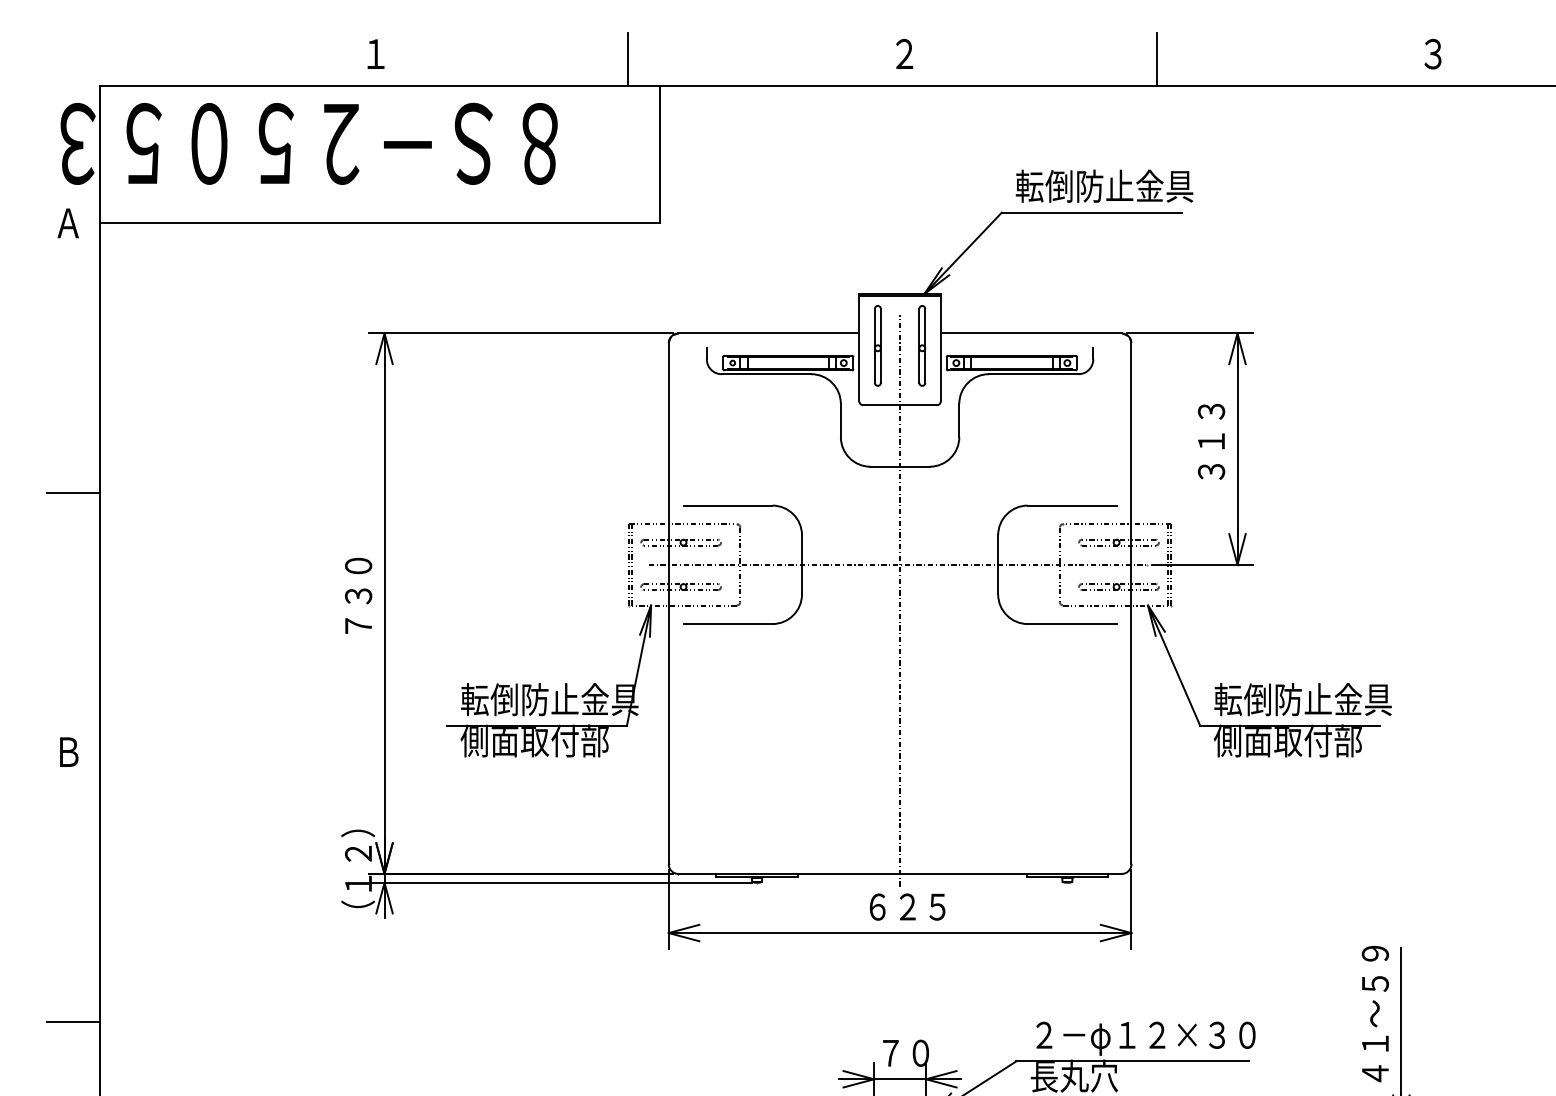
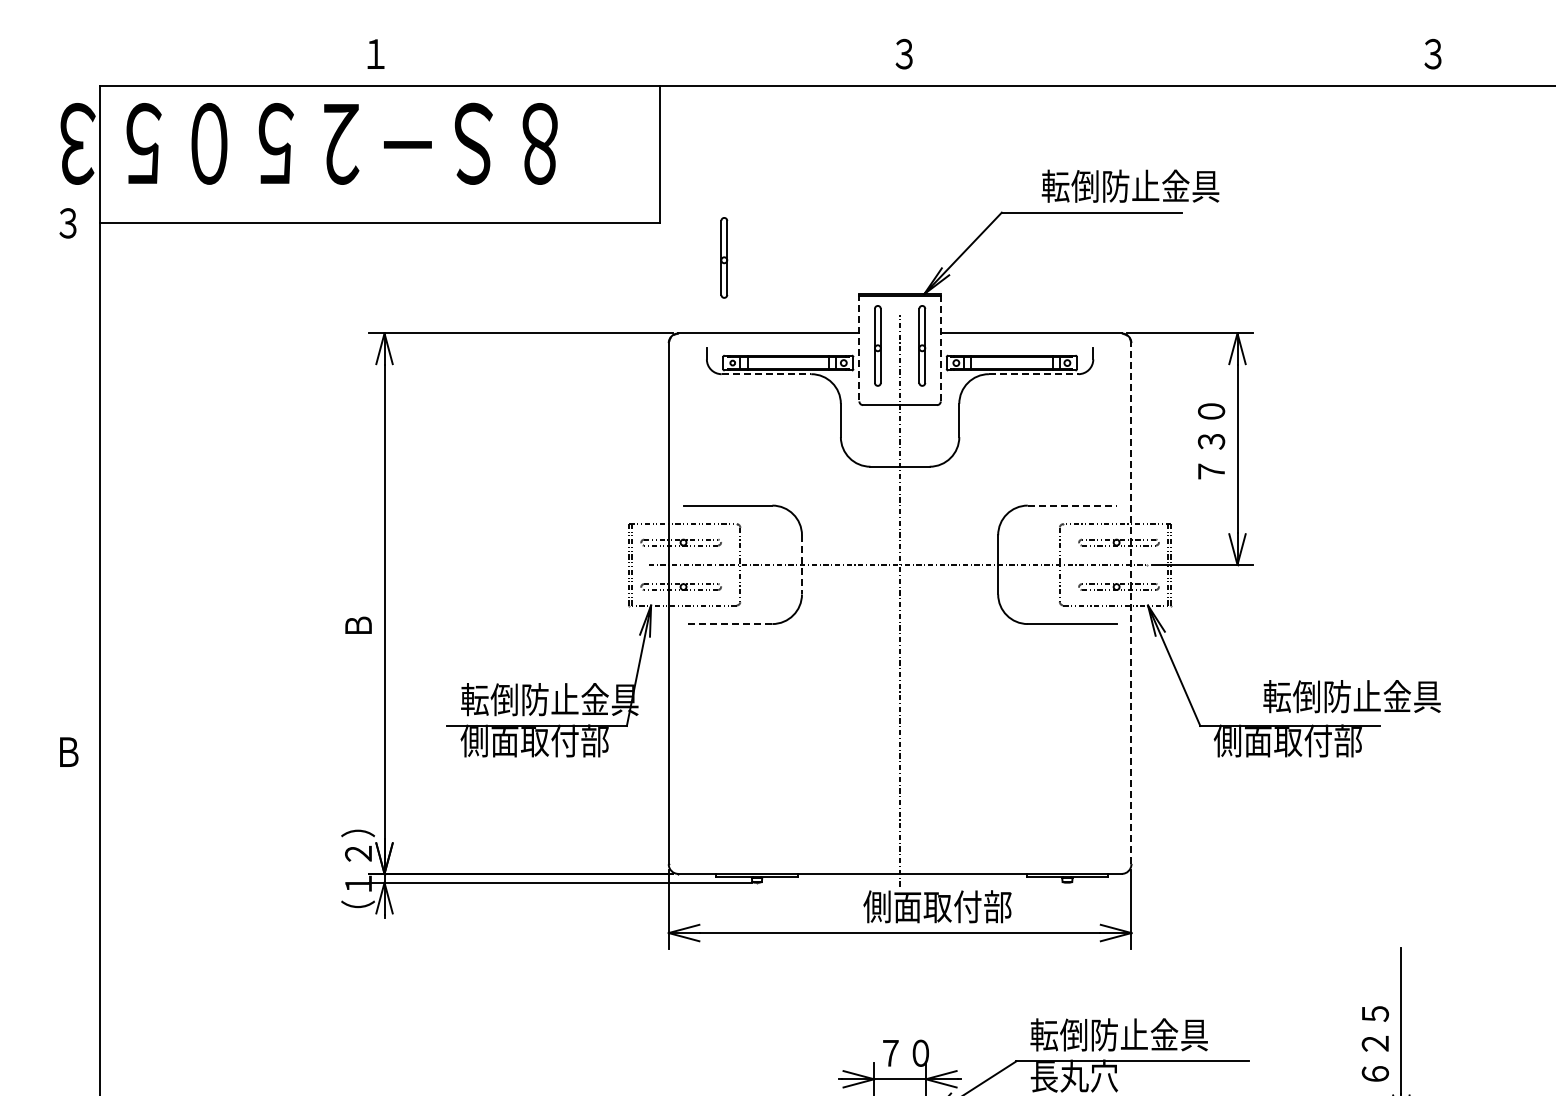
text: ２ -> ３ (904, 54)
line: present -> none (628, 59)
line: present -> none (1157, 59)
text position: (1104, 185) -> (1130, 185) (1130, 185)
text: Ａ -> ３ (67, 223)
part: none -> present (724, 257)
line: solid -> dashed (859, 347)
line: solid -> dashed (940, 347)
line: solid -> dashed (766, 374)
line: solid -> dashed (1033, 374)
text: ３１３ -> ７３０ (1211, 441)
line: present -> none (72, 493)
line: solid -> dashed (1072, 505)
line: solid -> dashed (801, 564)
text: ７３０ -> Ｂ (358, 595)
line: solid -> dashed (1131, 603)
line: solid -> dashed (727, 624)
text position: (1302, 699) -> (1351, 696) (1351, 696)
text: ６２５ -> 側面取付部 (937, 906)
text: ４１～５９ -> ６２５ (1375, 1014)
line: present -> none (72, 1021)
text: ２－φ１２×３０ -> 転倒防止金具 (1142, 1036)
